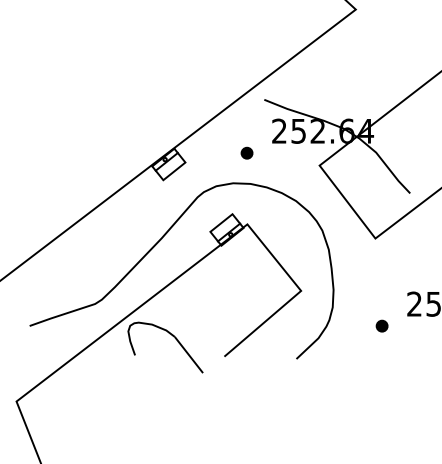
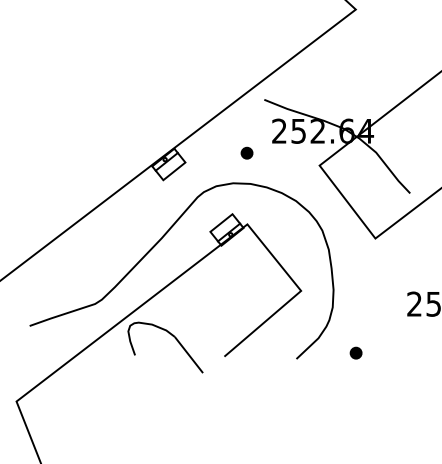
part position: (381, 325) -> (355, 352) (355, 352)
